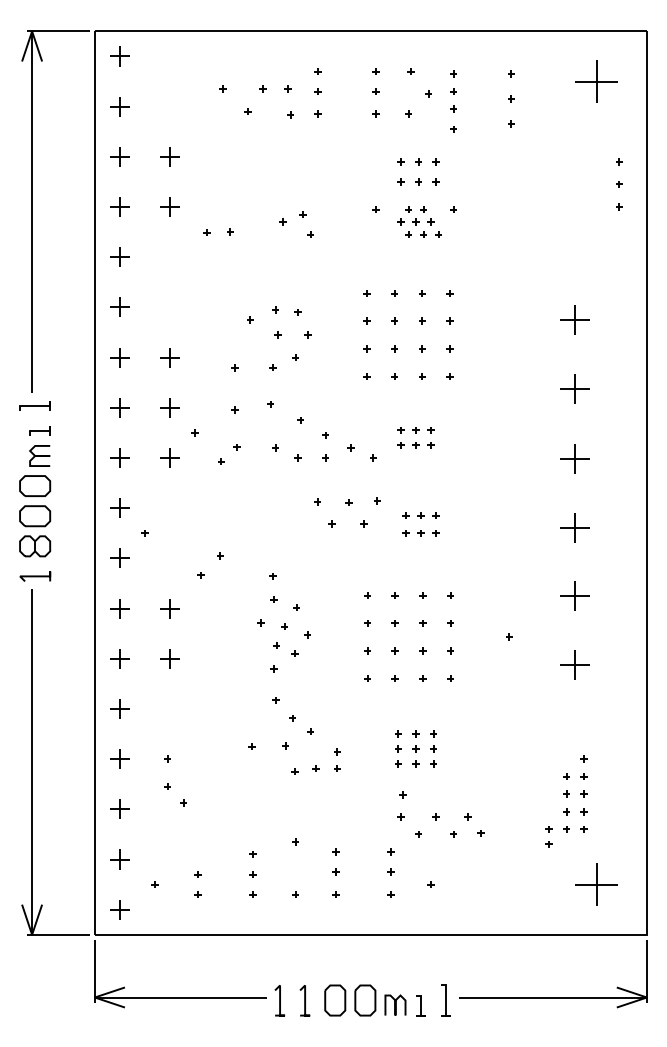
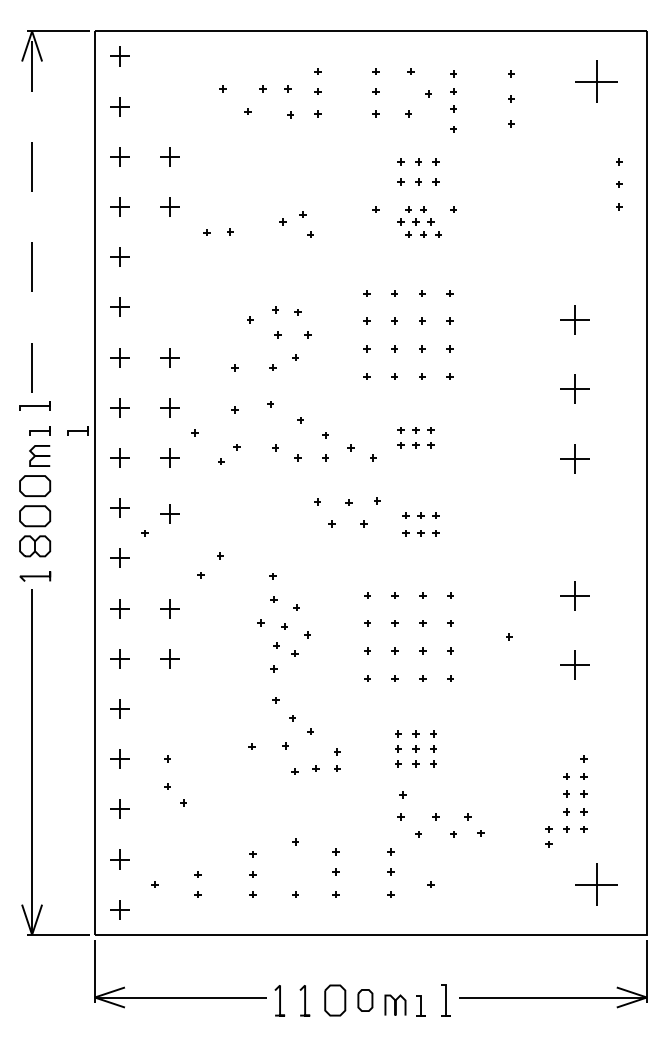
line: solid -> dashed (32, 212)
line: none -> present (77, 430)
part: none -> present (169, 513)
part: present -> none (574, 527)
part size: 23x33 px -> 17x23 px (365, 1000)
